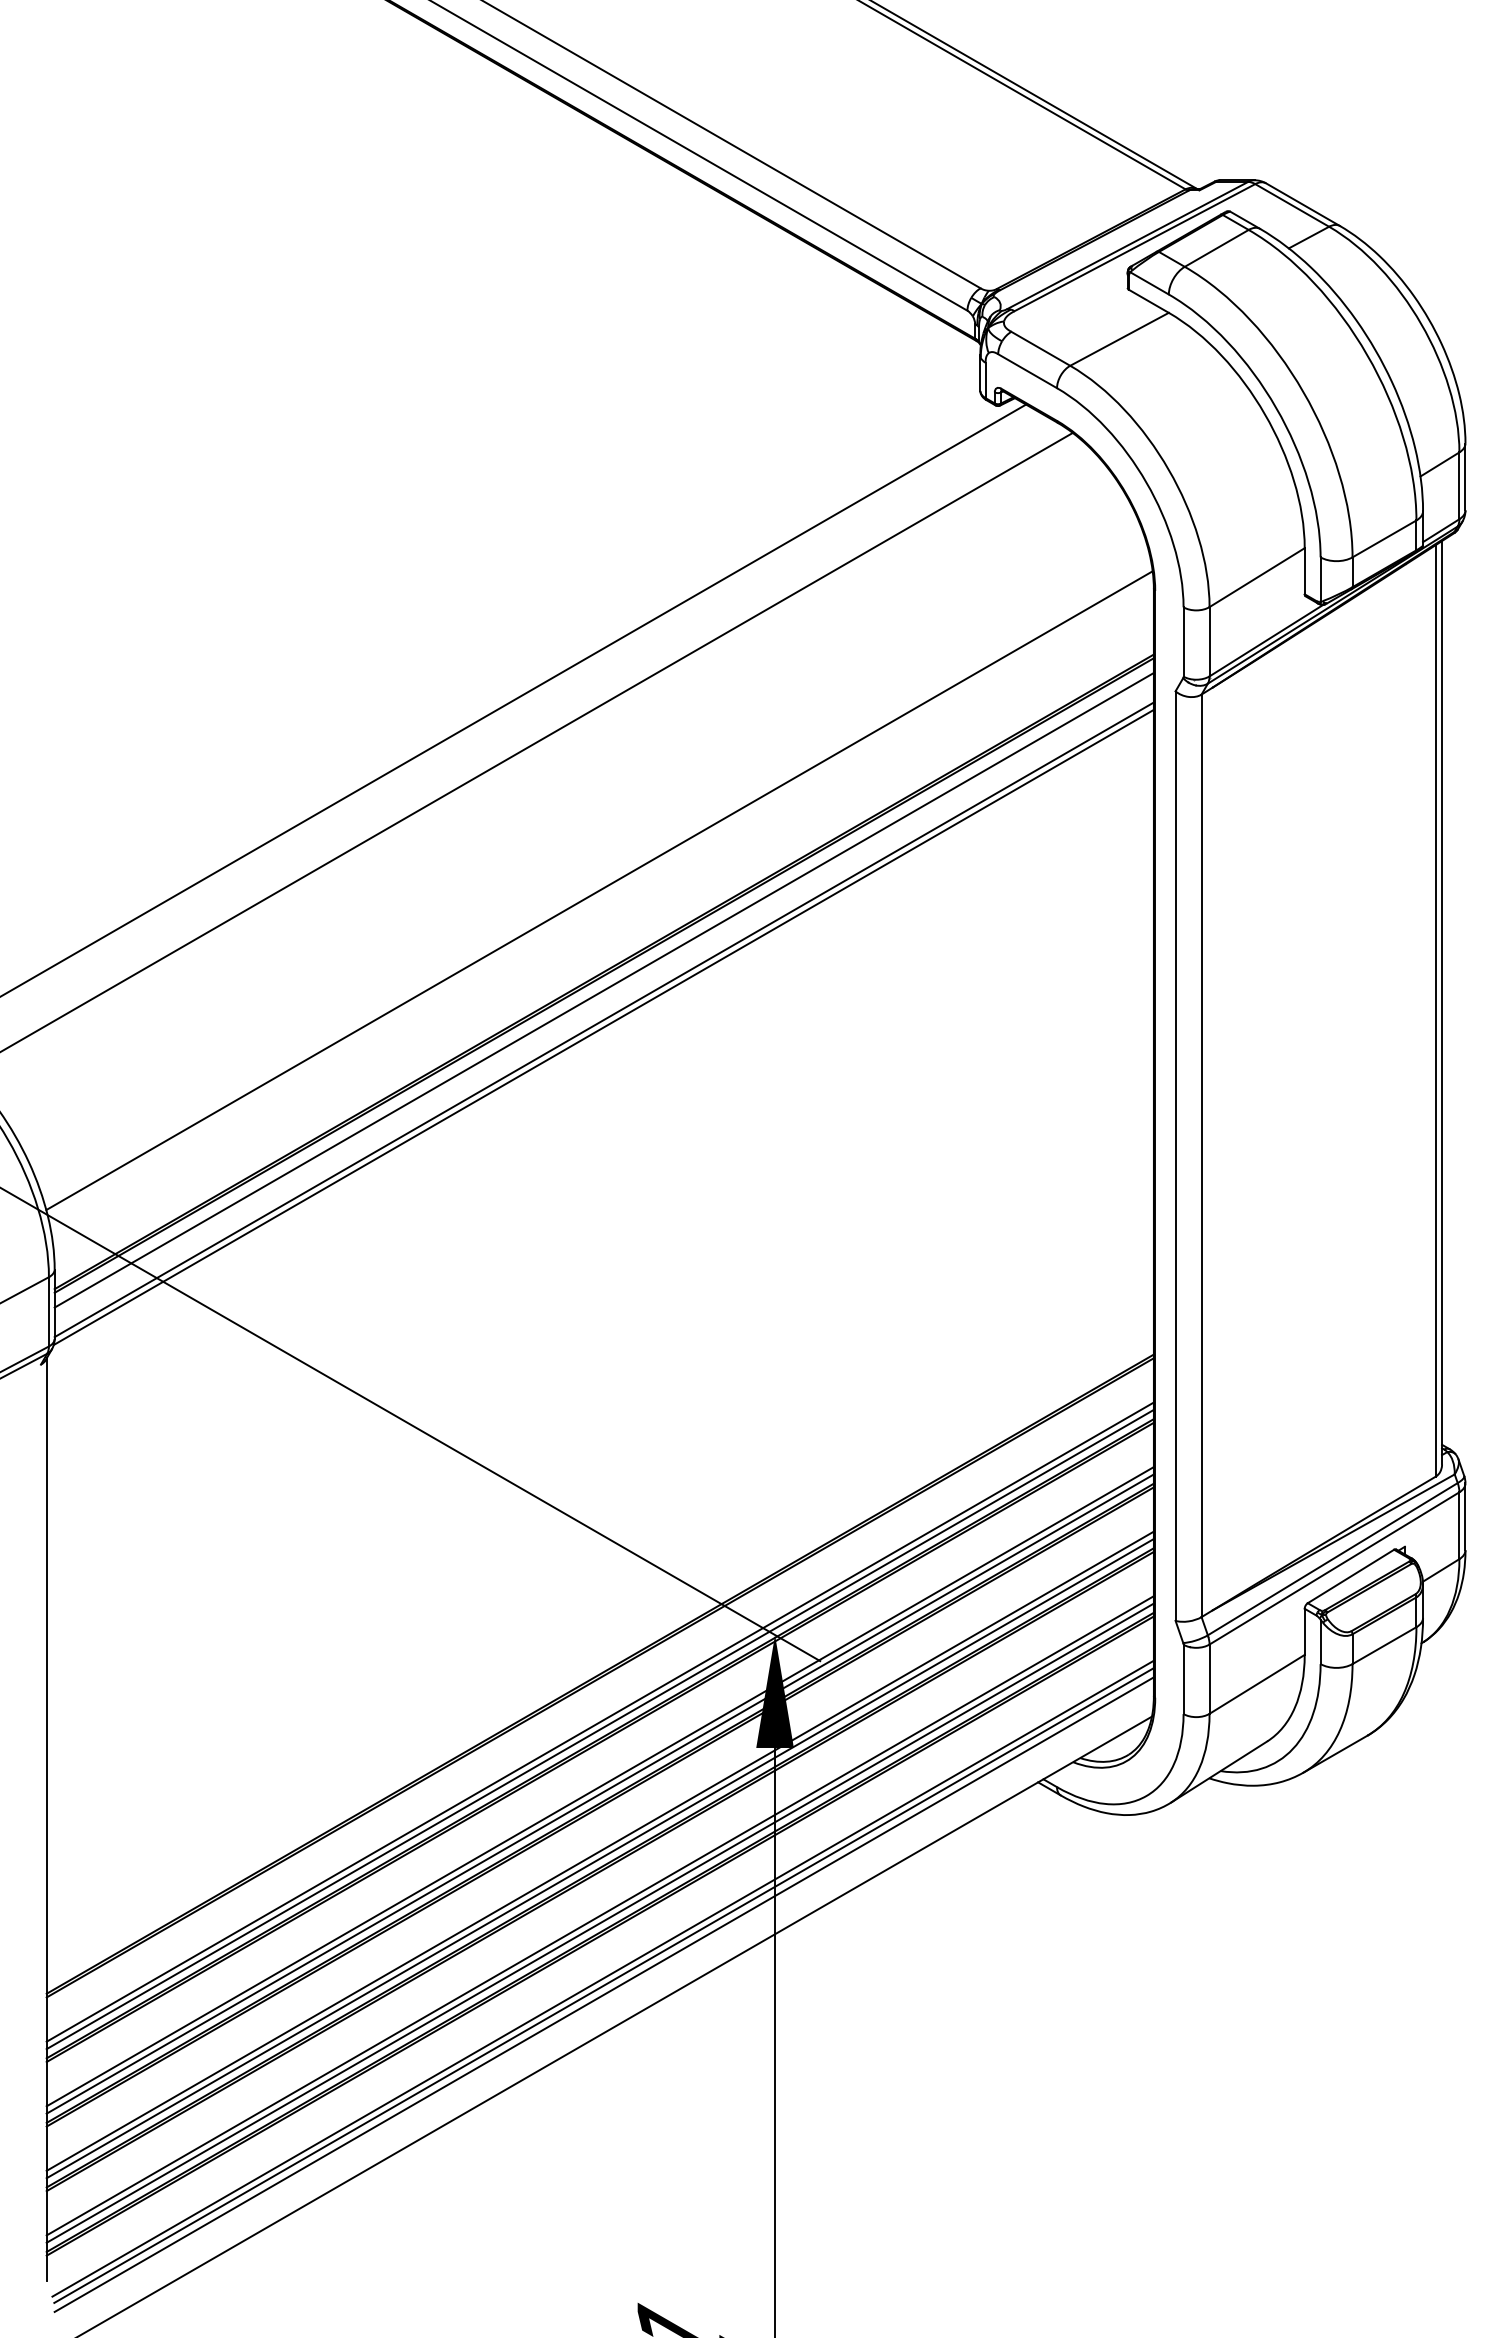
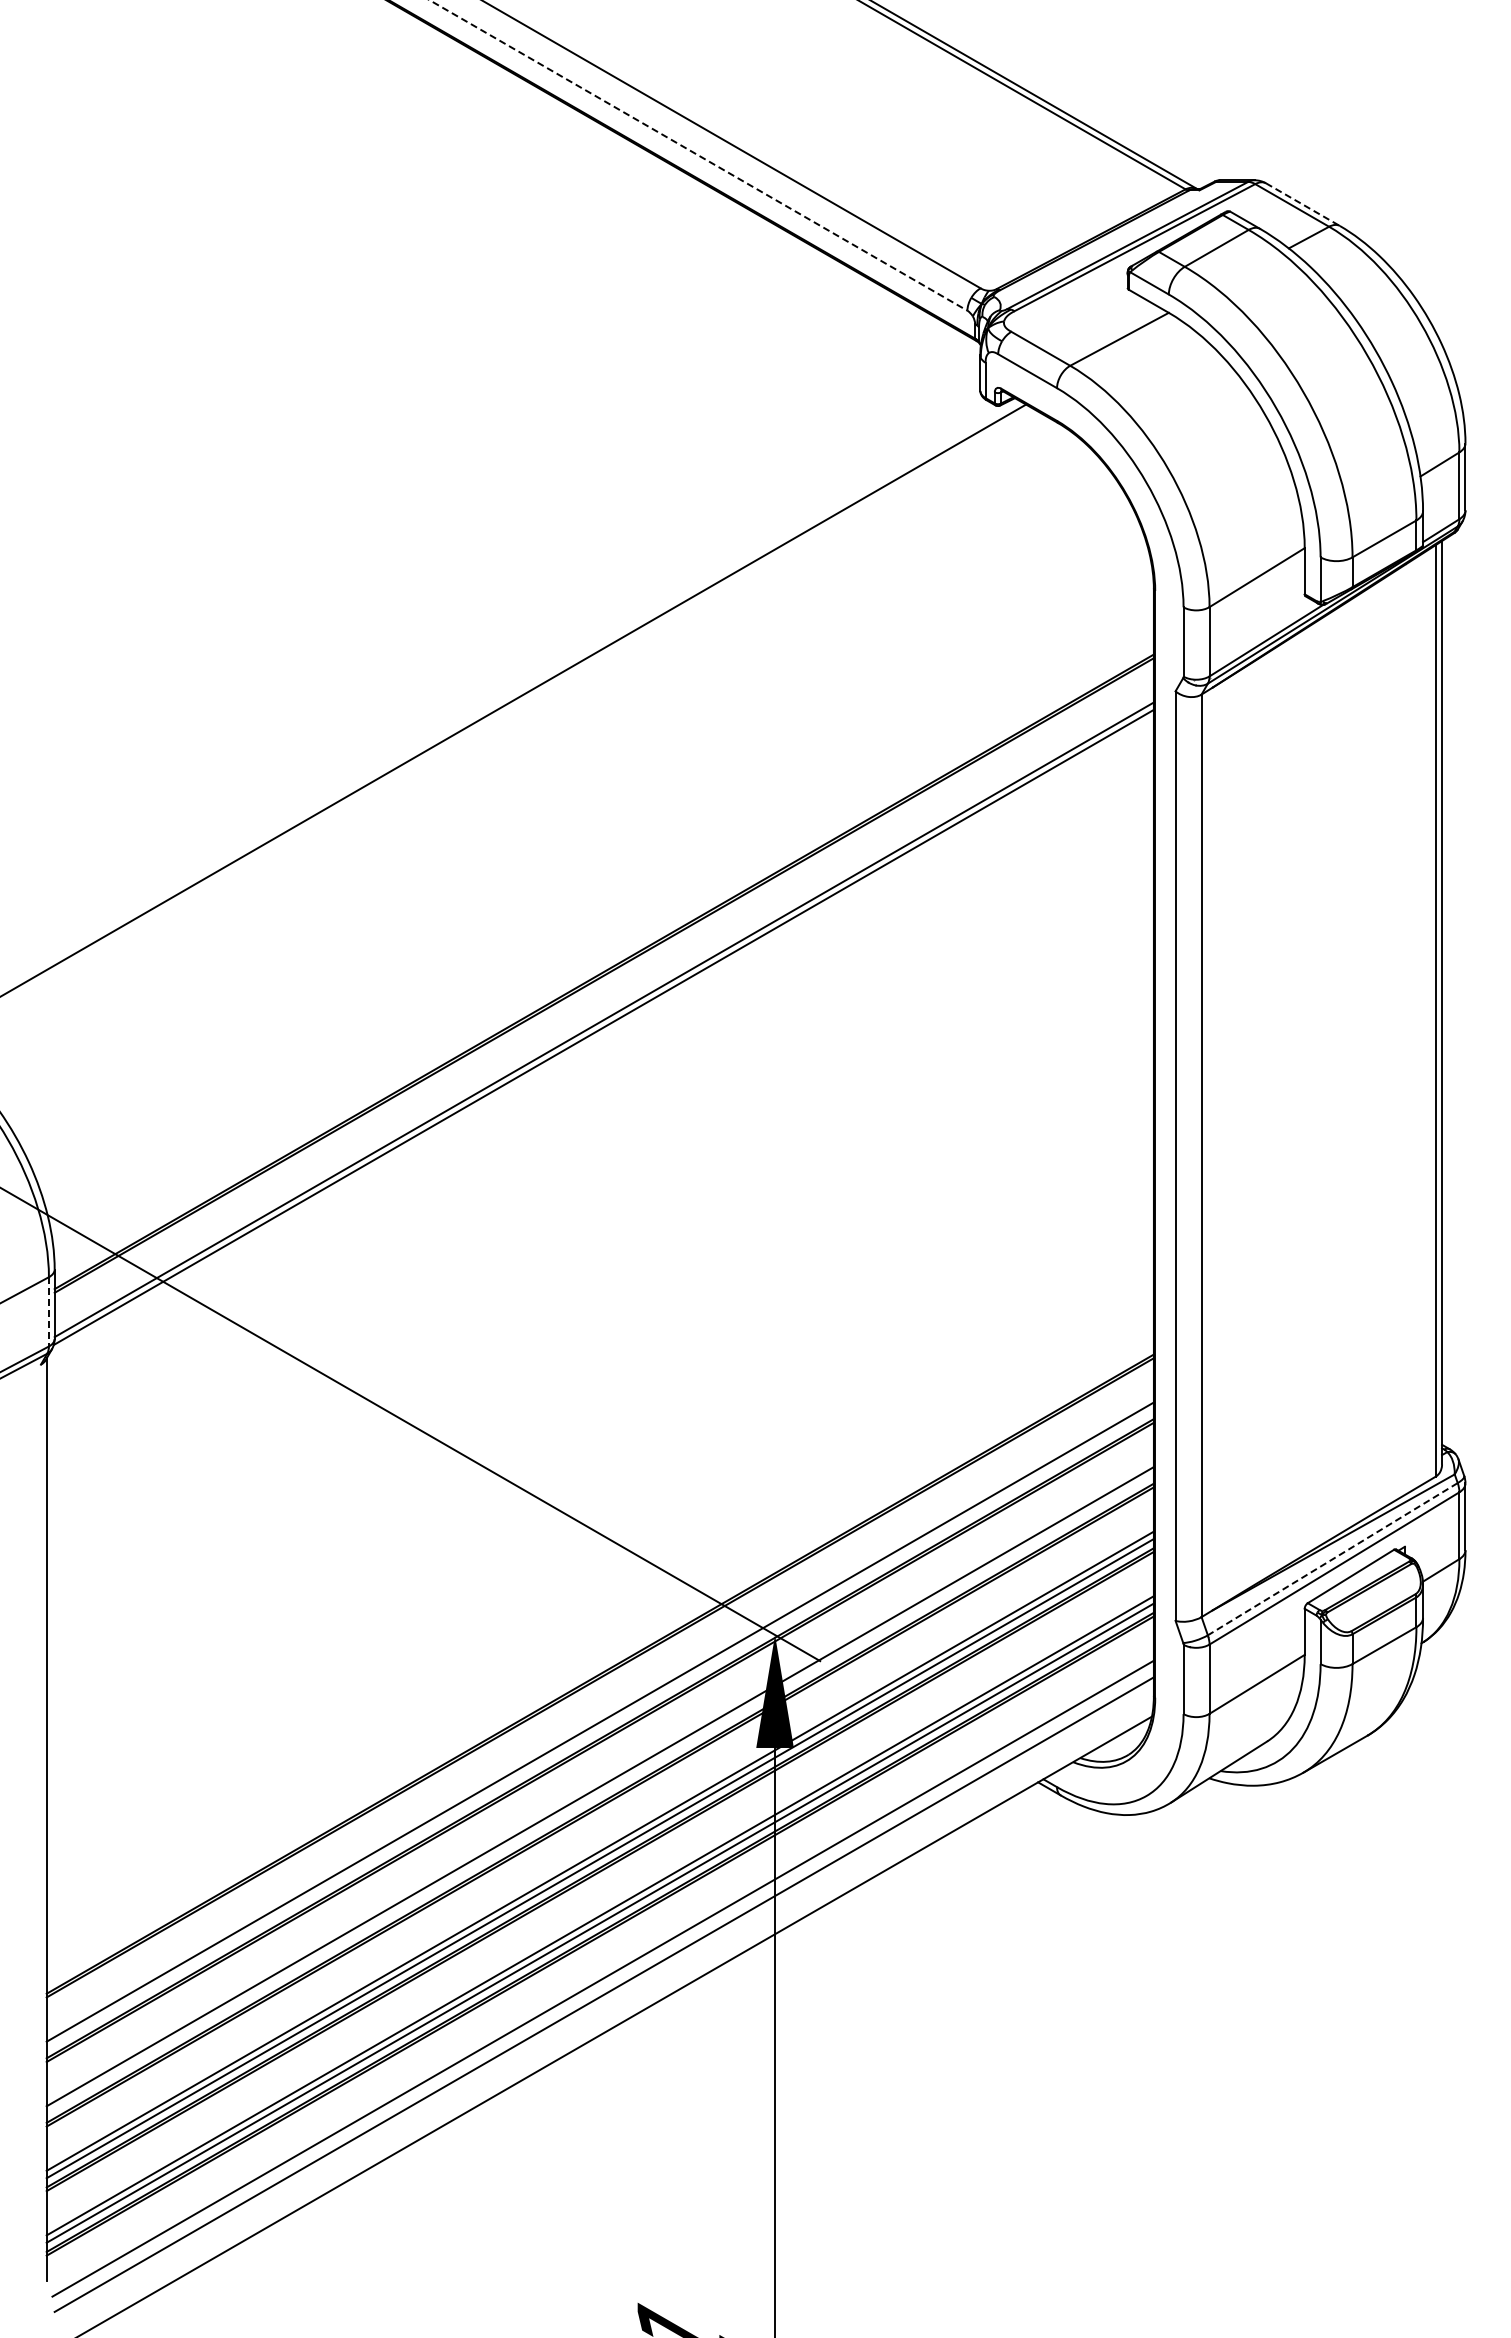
line: solid -> dashed (699, 155)
line: solid -> dashed (1302, 204)
line: present -> none (537, 741)
line: present -> none (599, 890)
line: present -> none (603, 989)
line: solid -> dashed (48, 1311)
line: solid -> dashed (1332, 1559)
line: present -> none (599, 1729)
line: present -> none (599, 1793)
line: present -> none (603, 1985)
